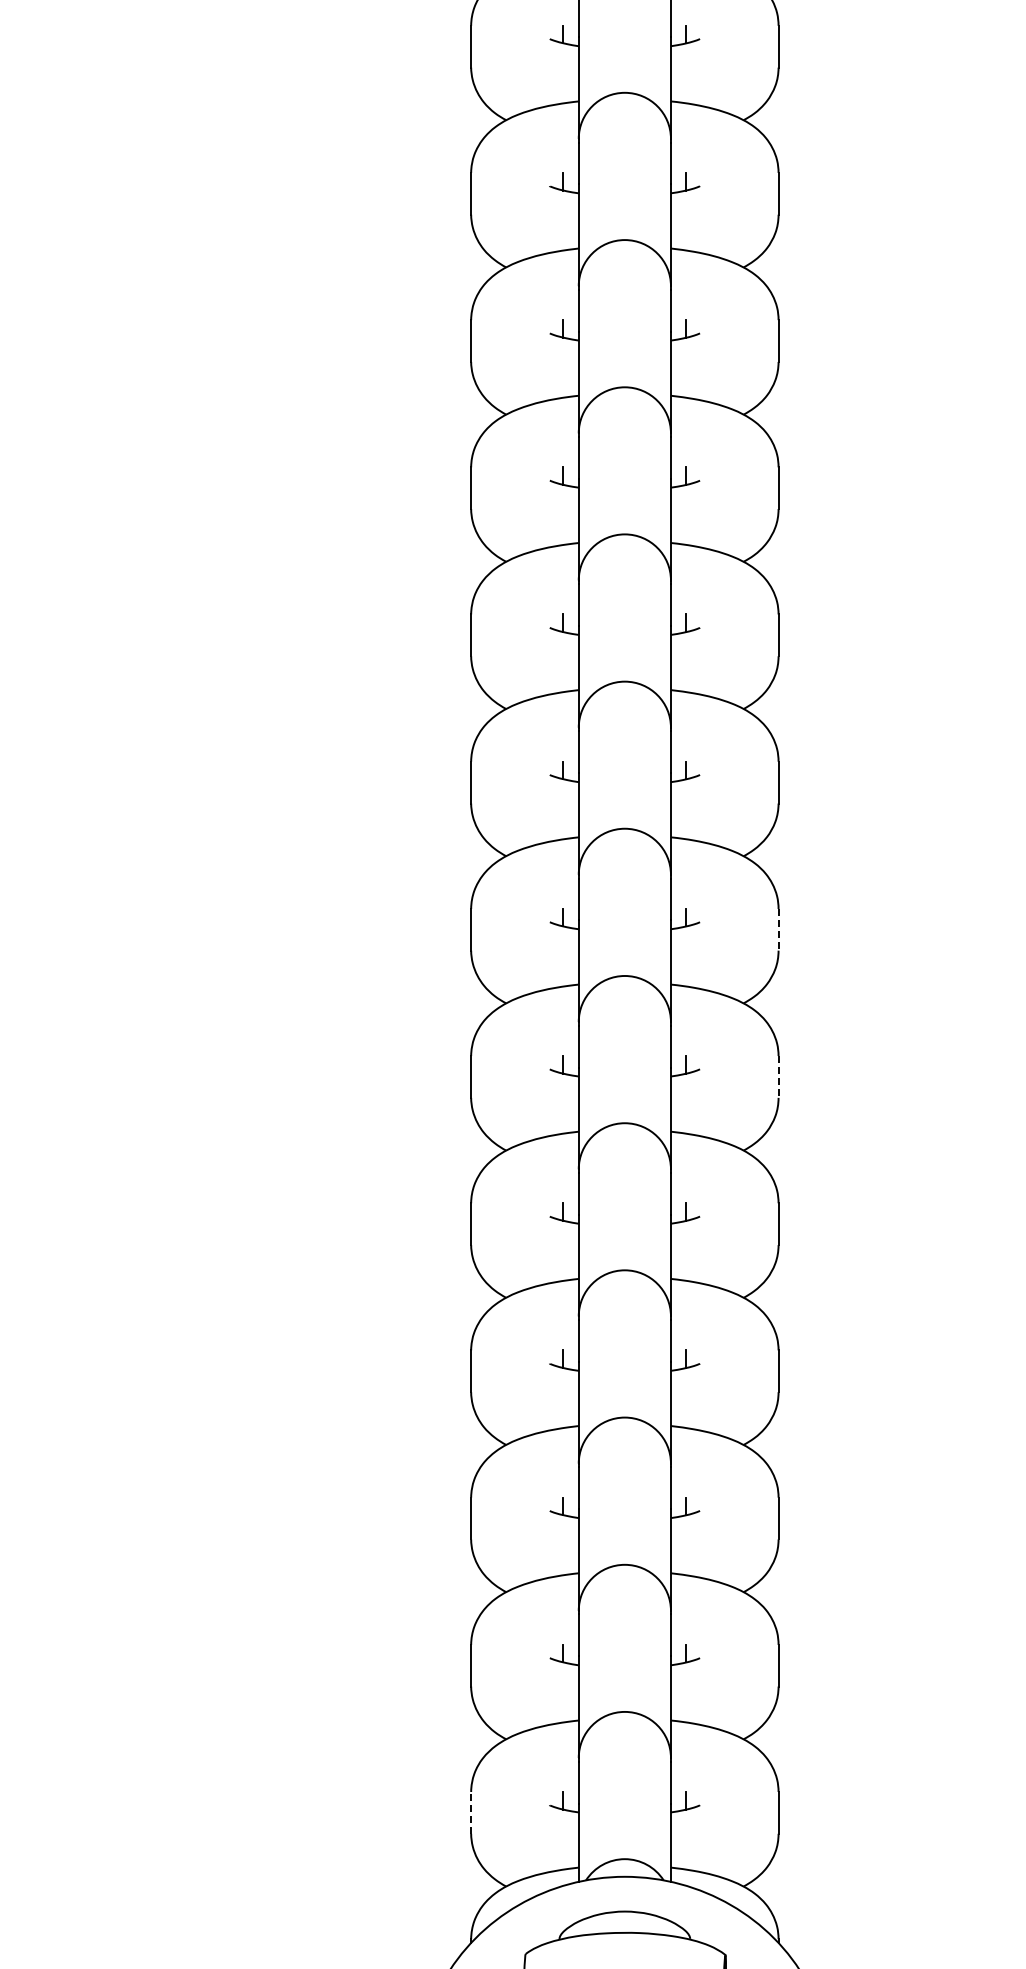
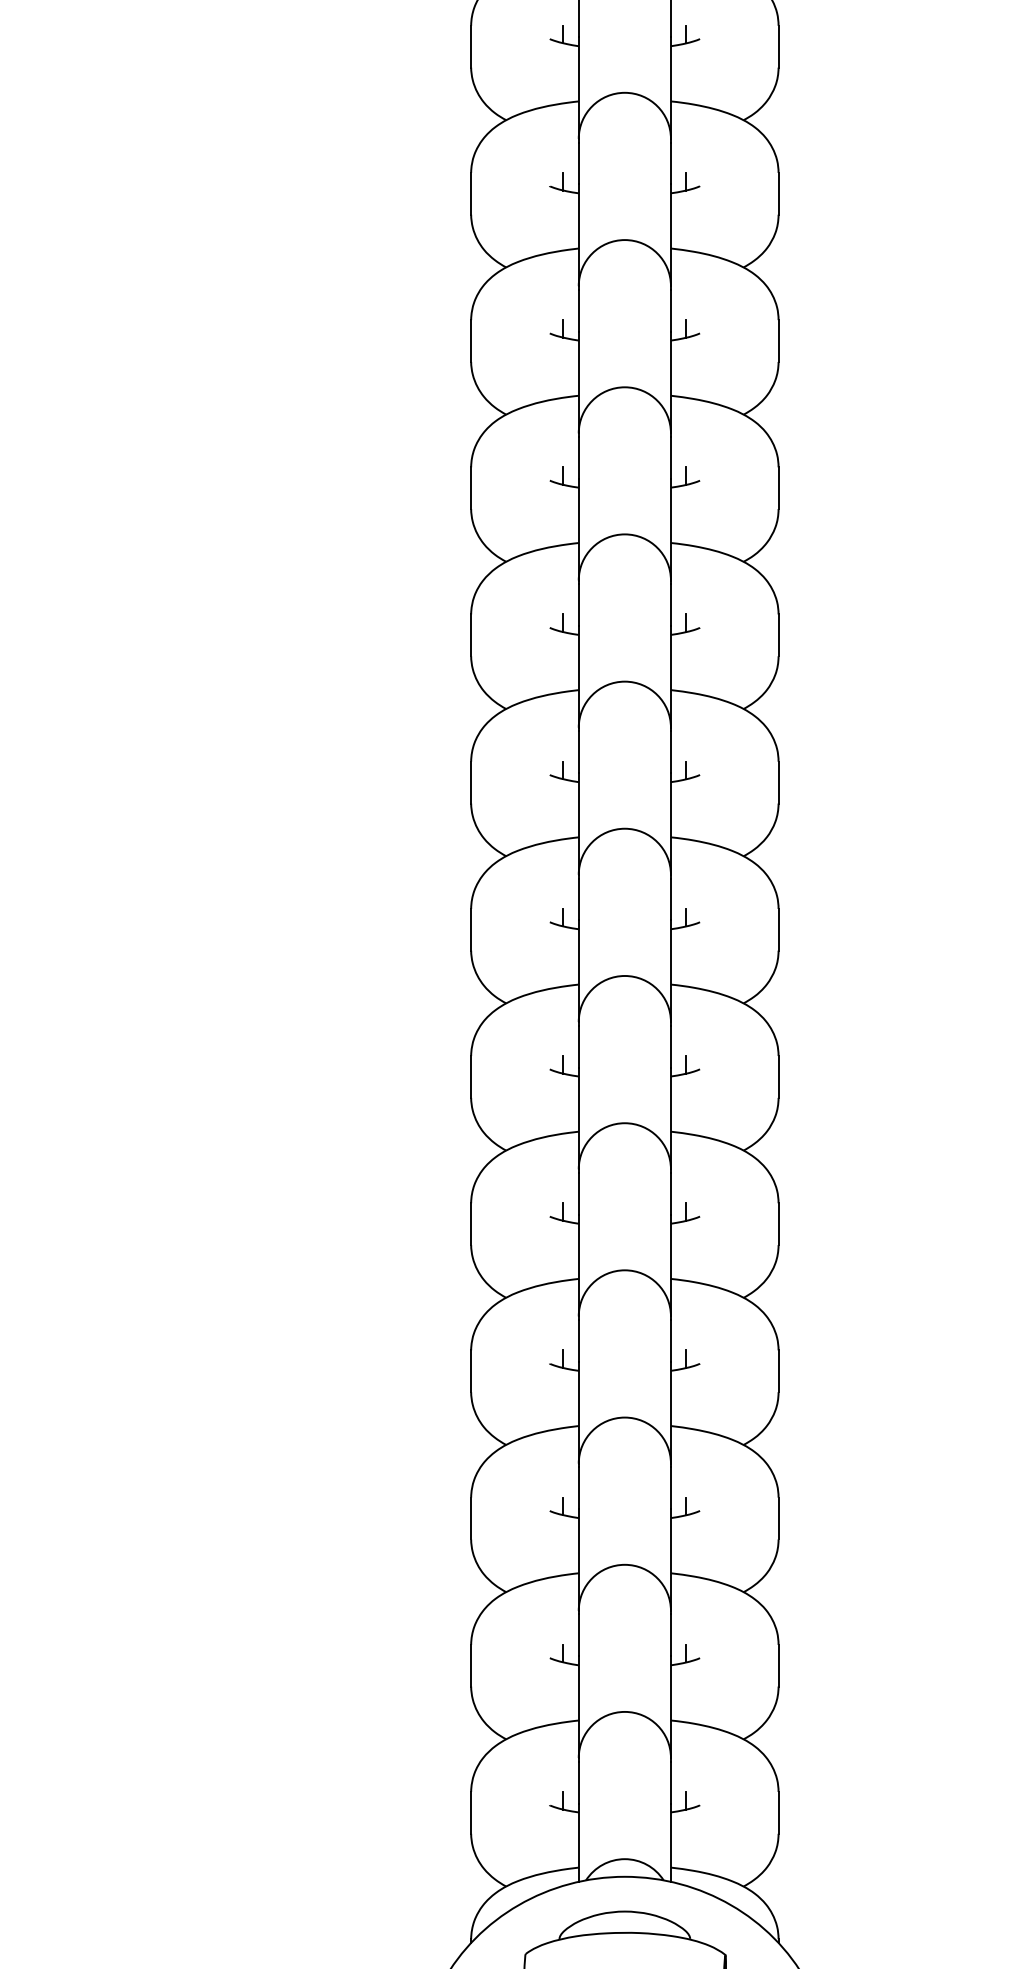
line: dashed -> solid (778, 929)
line: dashed -> solid (778, 1076)
line: dashed -> solid (471, 1812)
